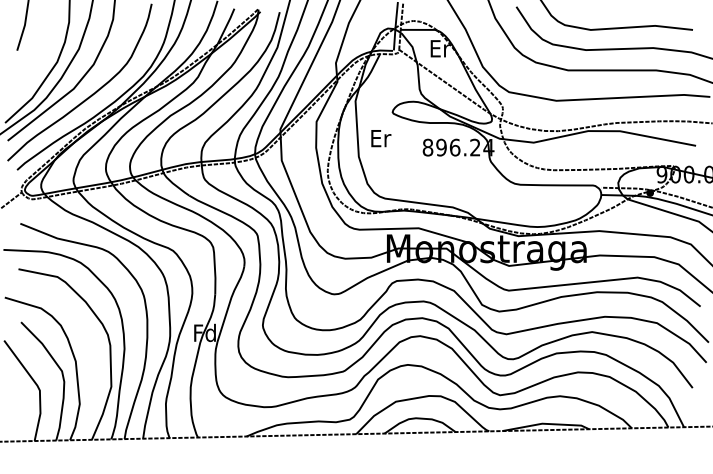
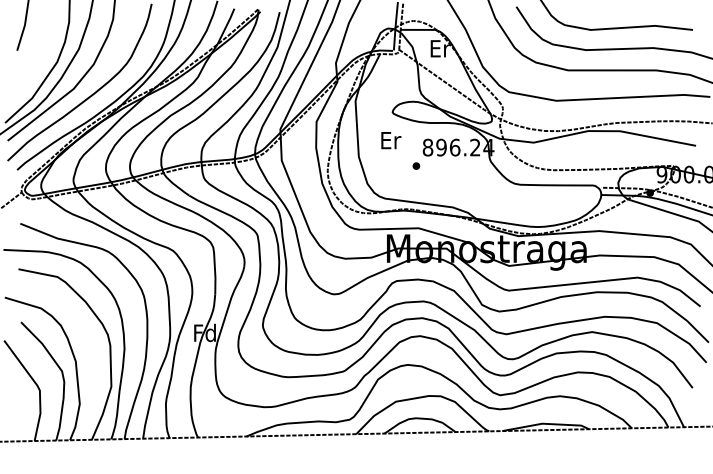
text position: (381, 138) -> (391, 140) (391, 140)
part: none -> present (416, 165)
